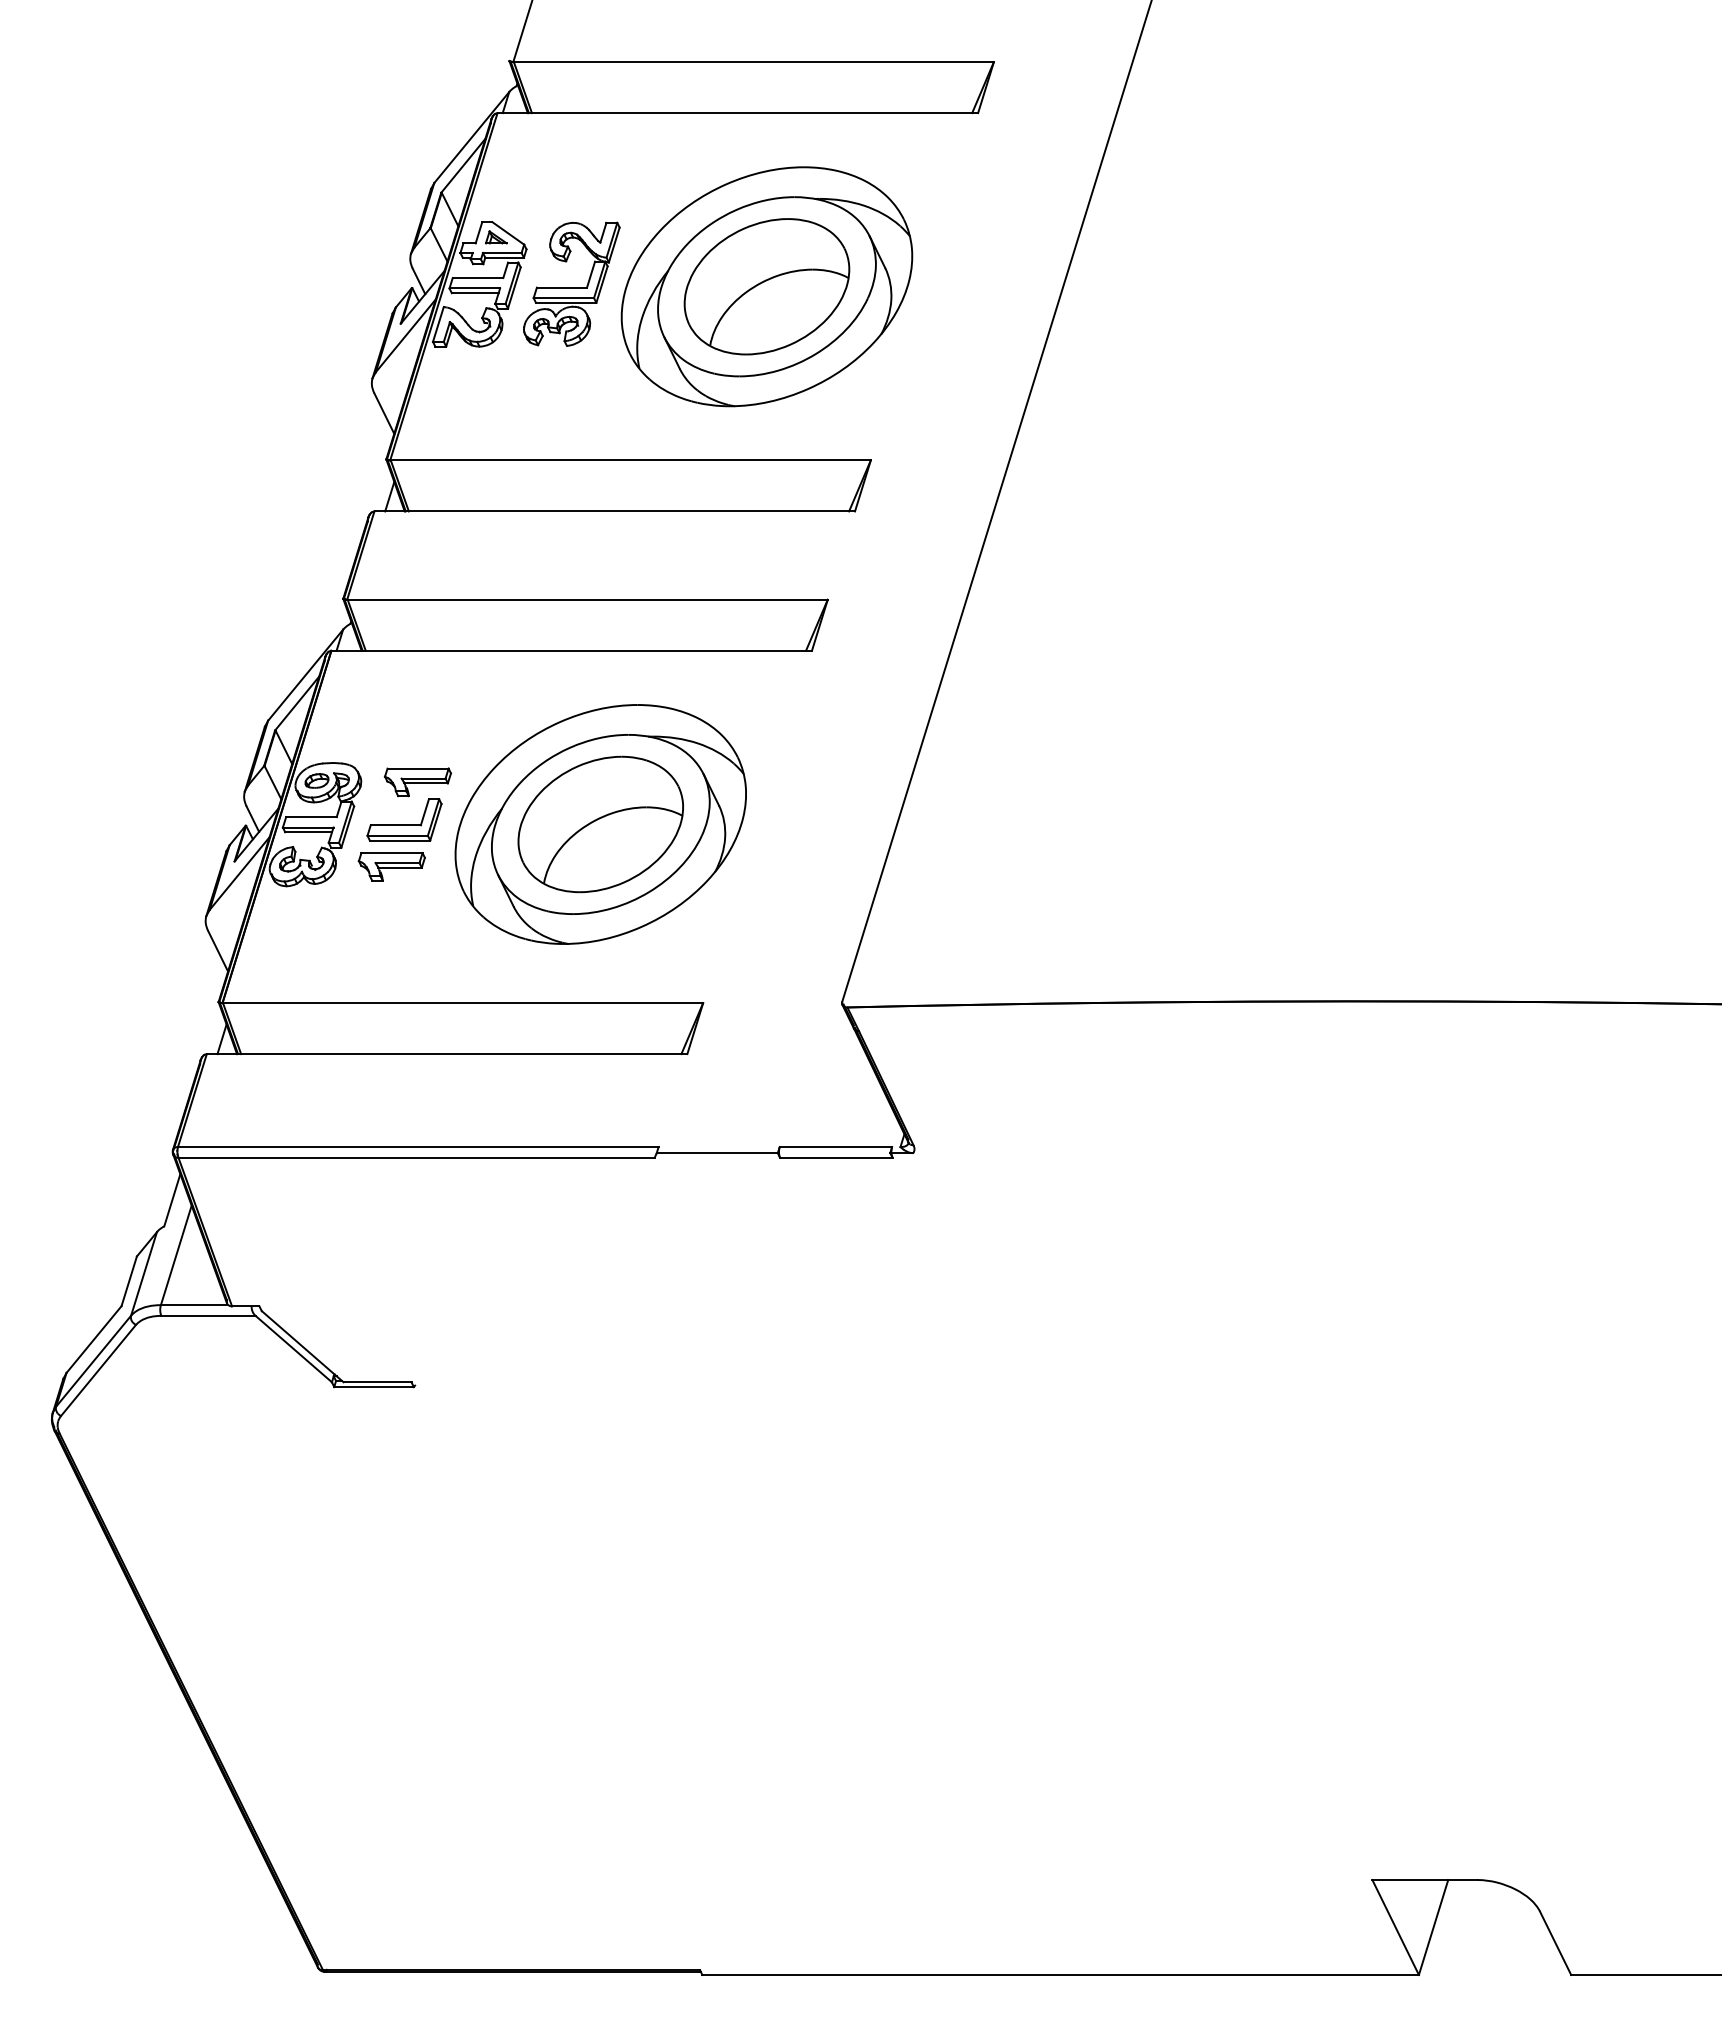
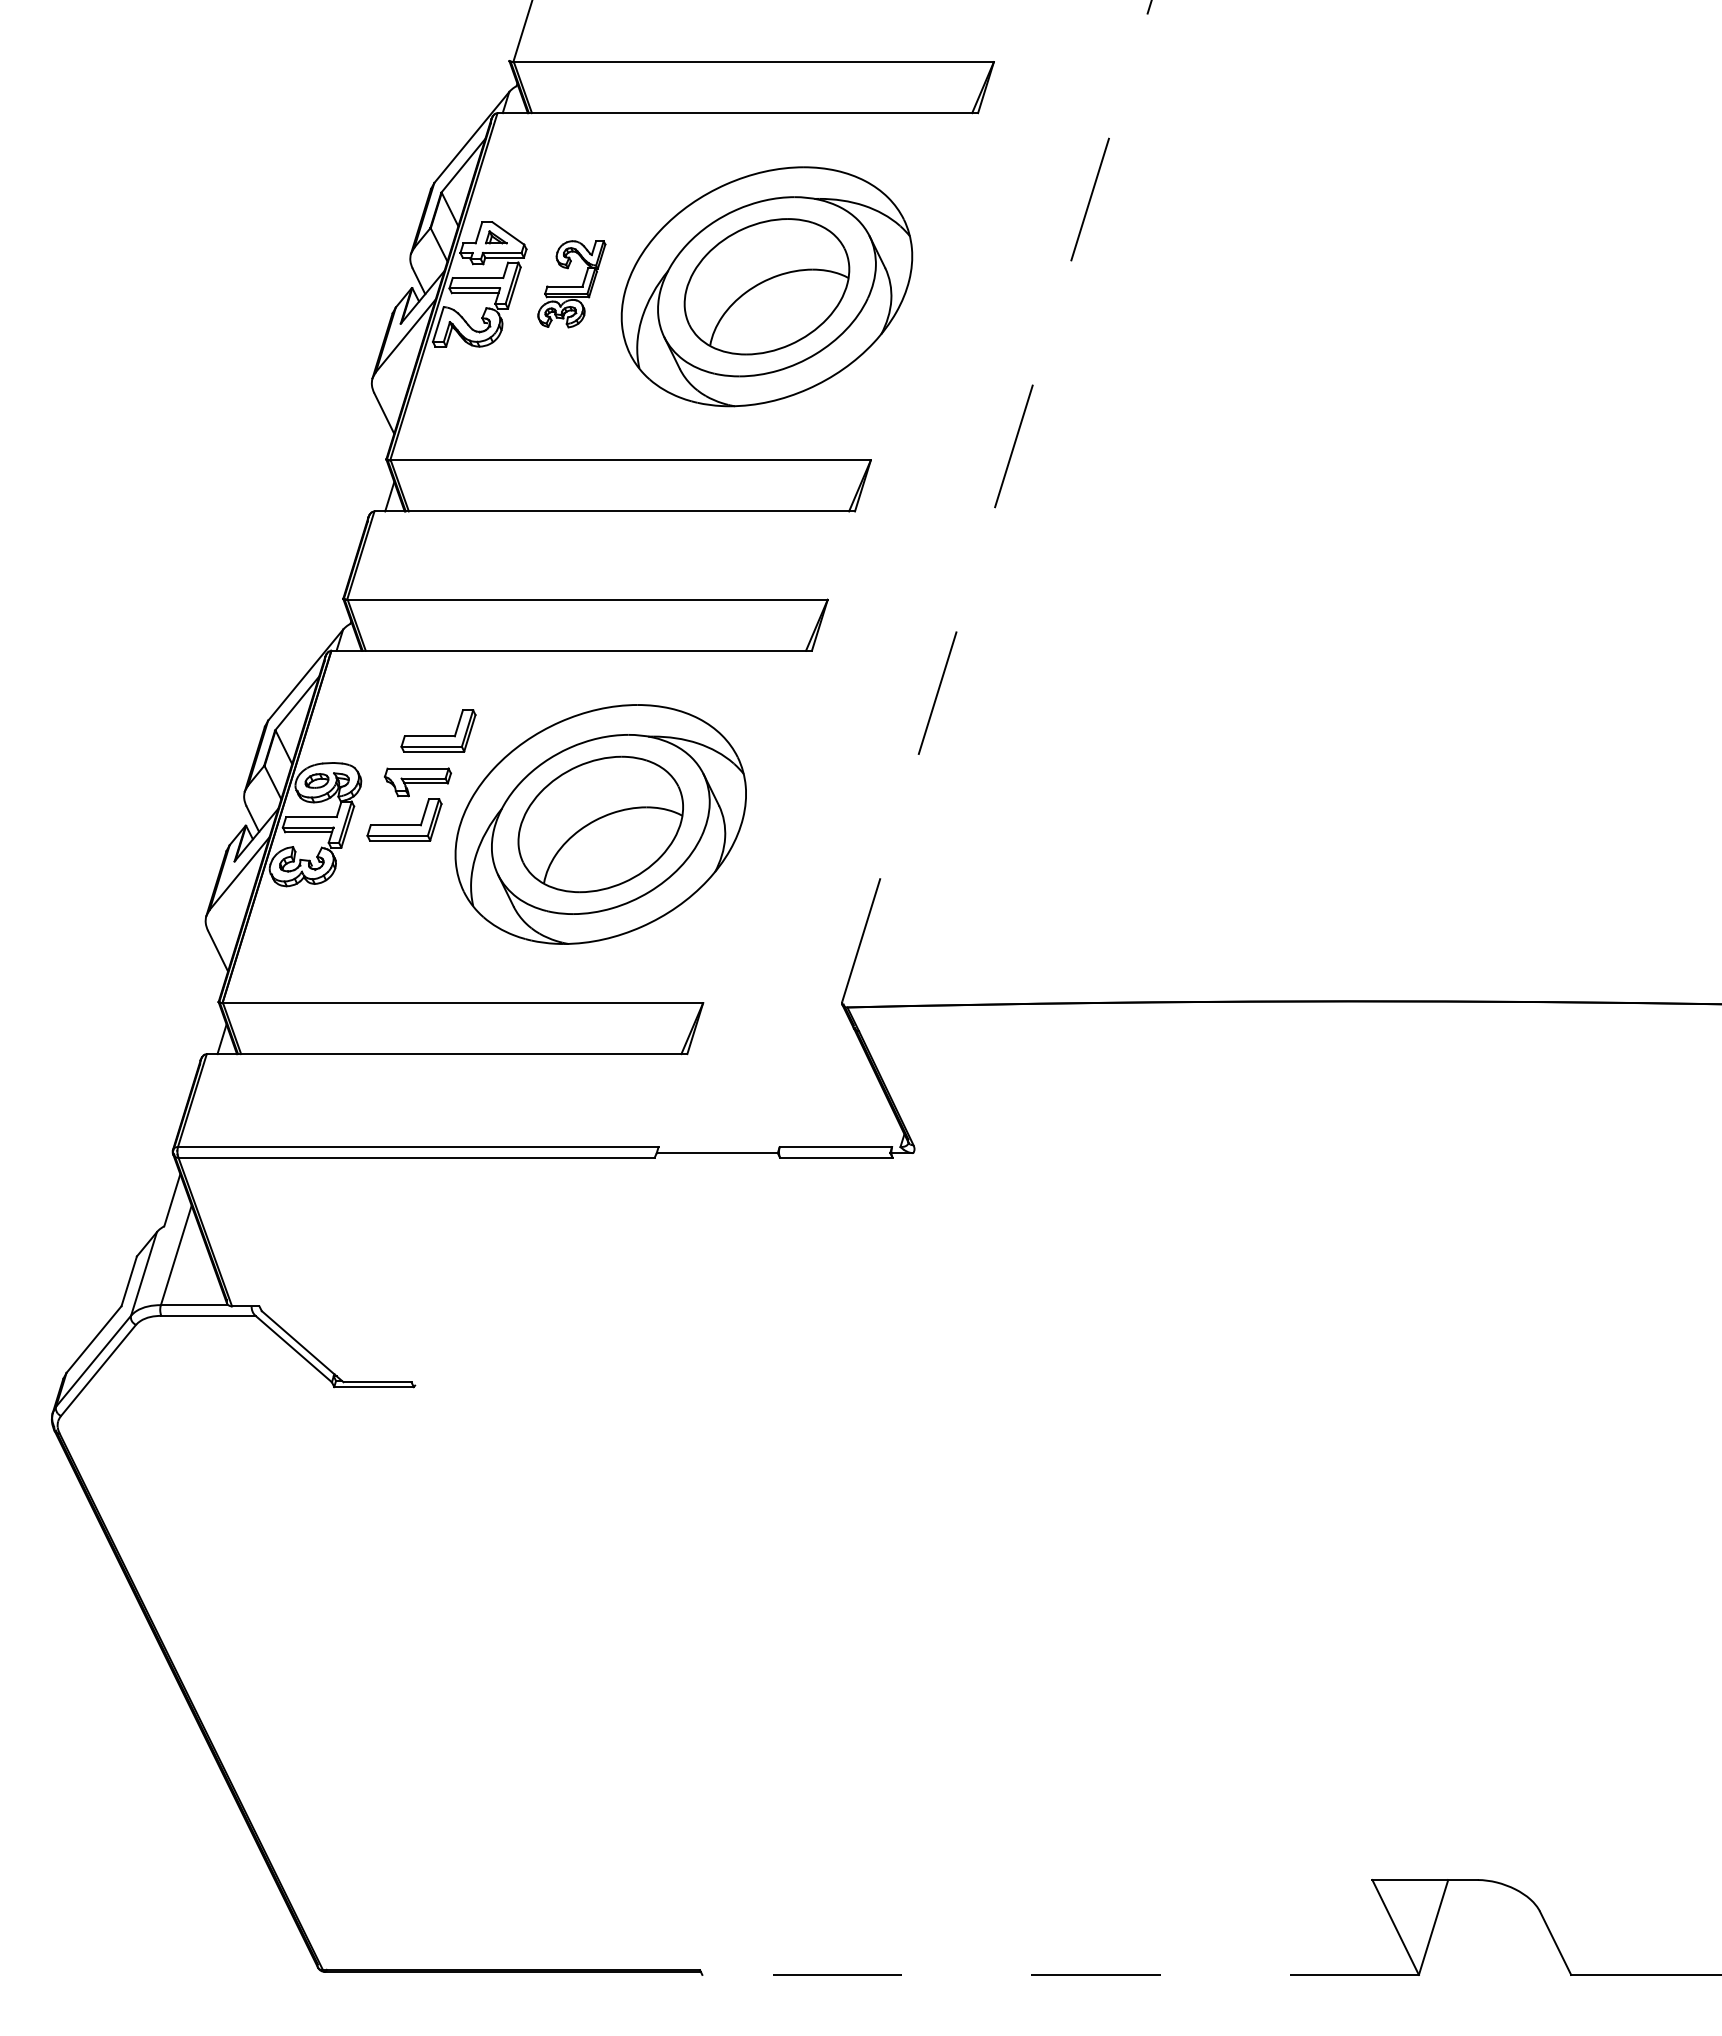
part size: 98x126 px -> 70x89 px (571, 284)
line: solid -> dashed (996, 501)
part: none -> present (438, 730)
part: present -> none (391, 866)
line: solid -> dashed (1060, 1974)
